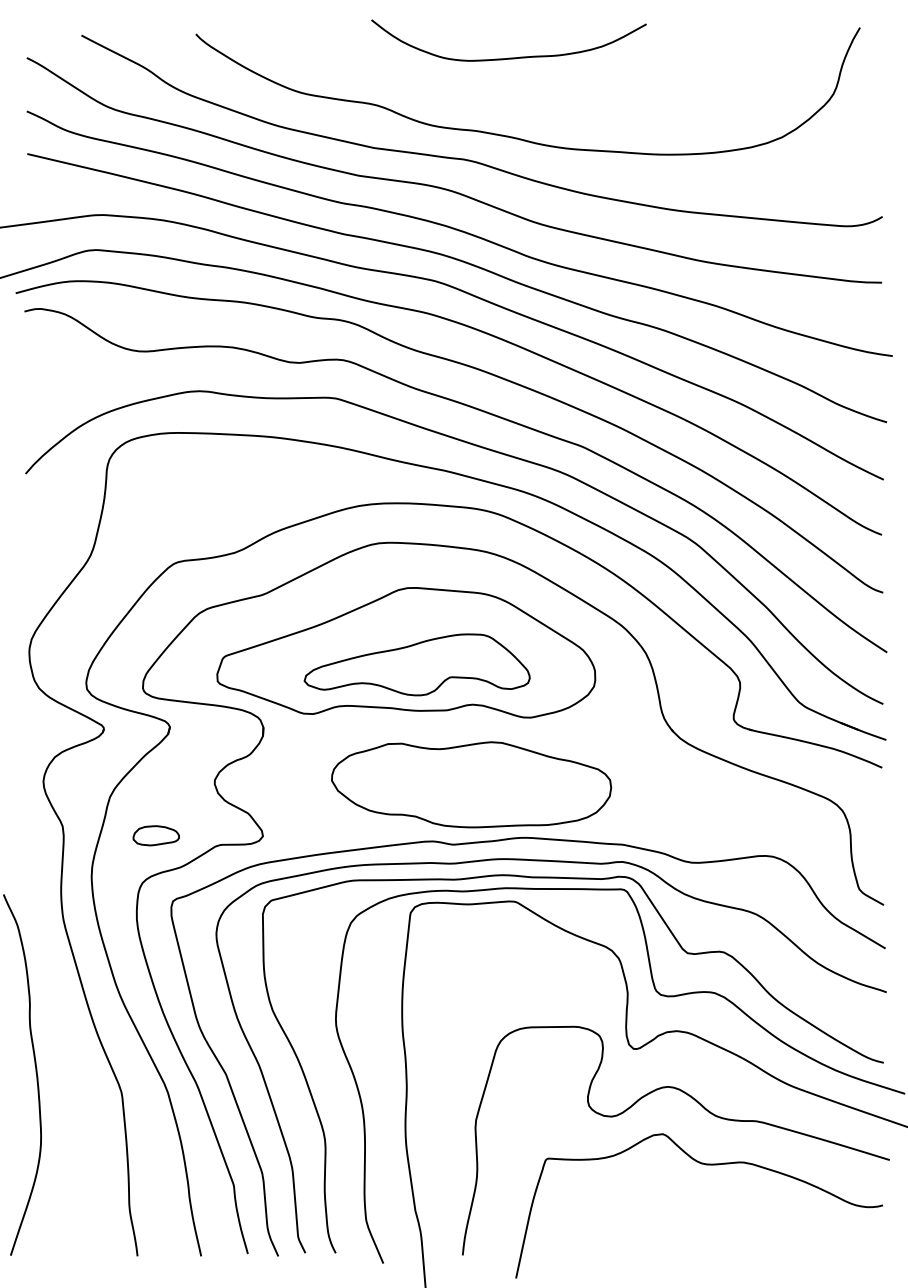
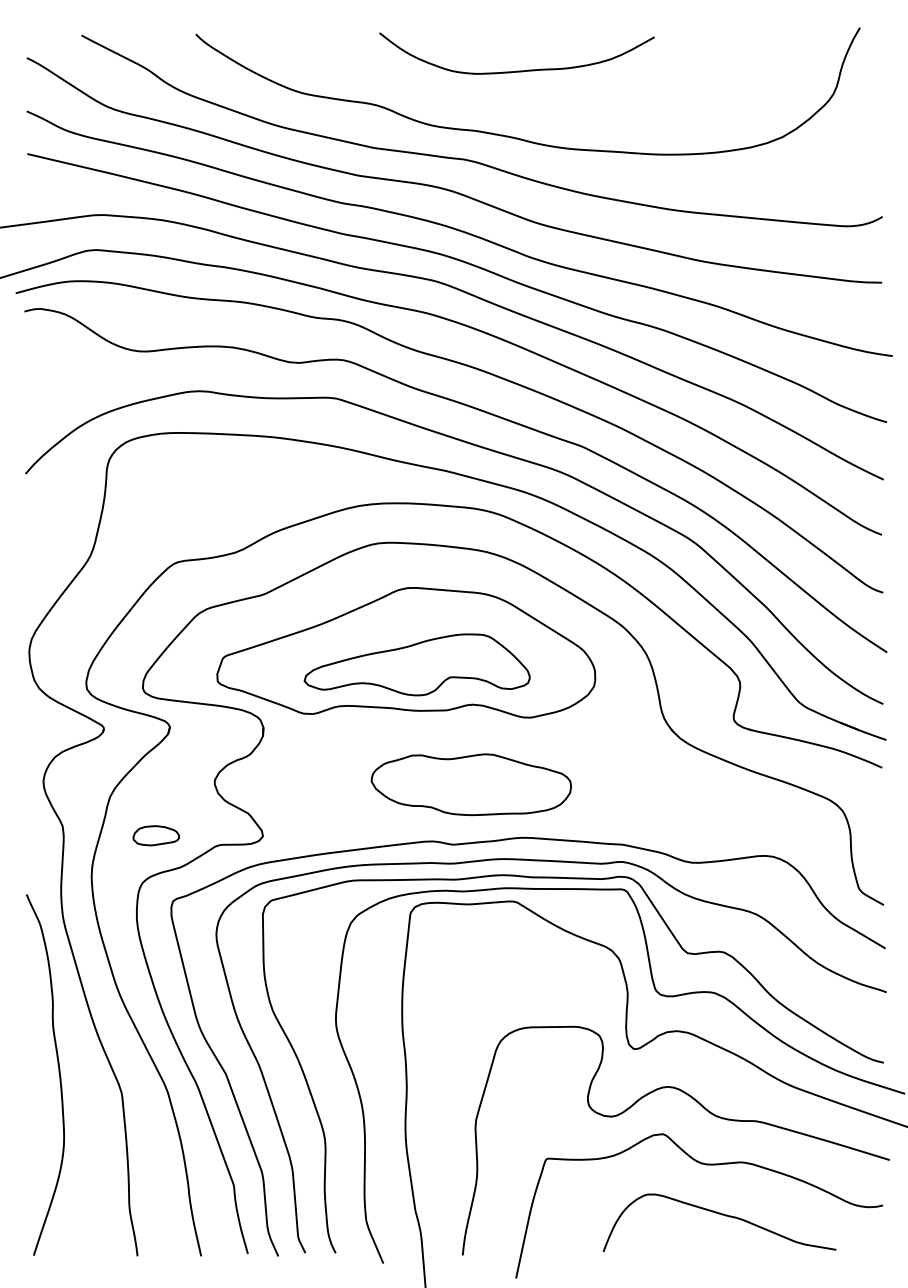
curve position: (508, 57) -> (516, 70) (516, 70)
part size: 282x88 px -> 202x63 px (470, 784)
curve position: (35, 1072) -> (58, 1072) (58, 1072)
curve: none -> present (722, 1215)
